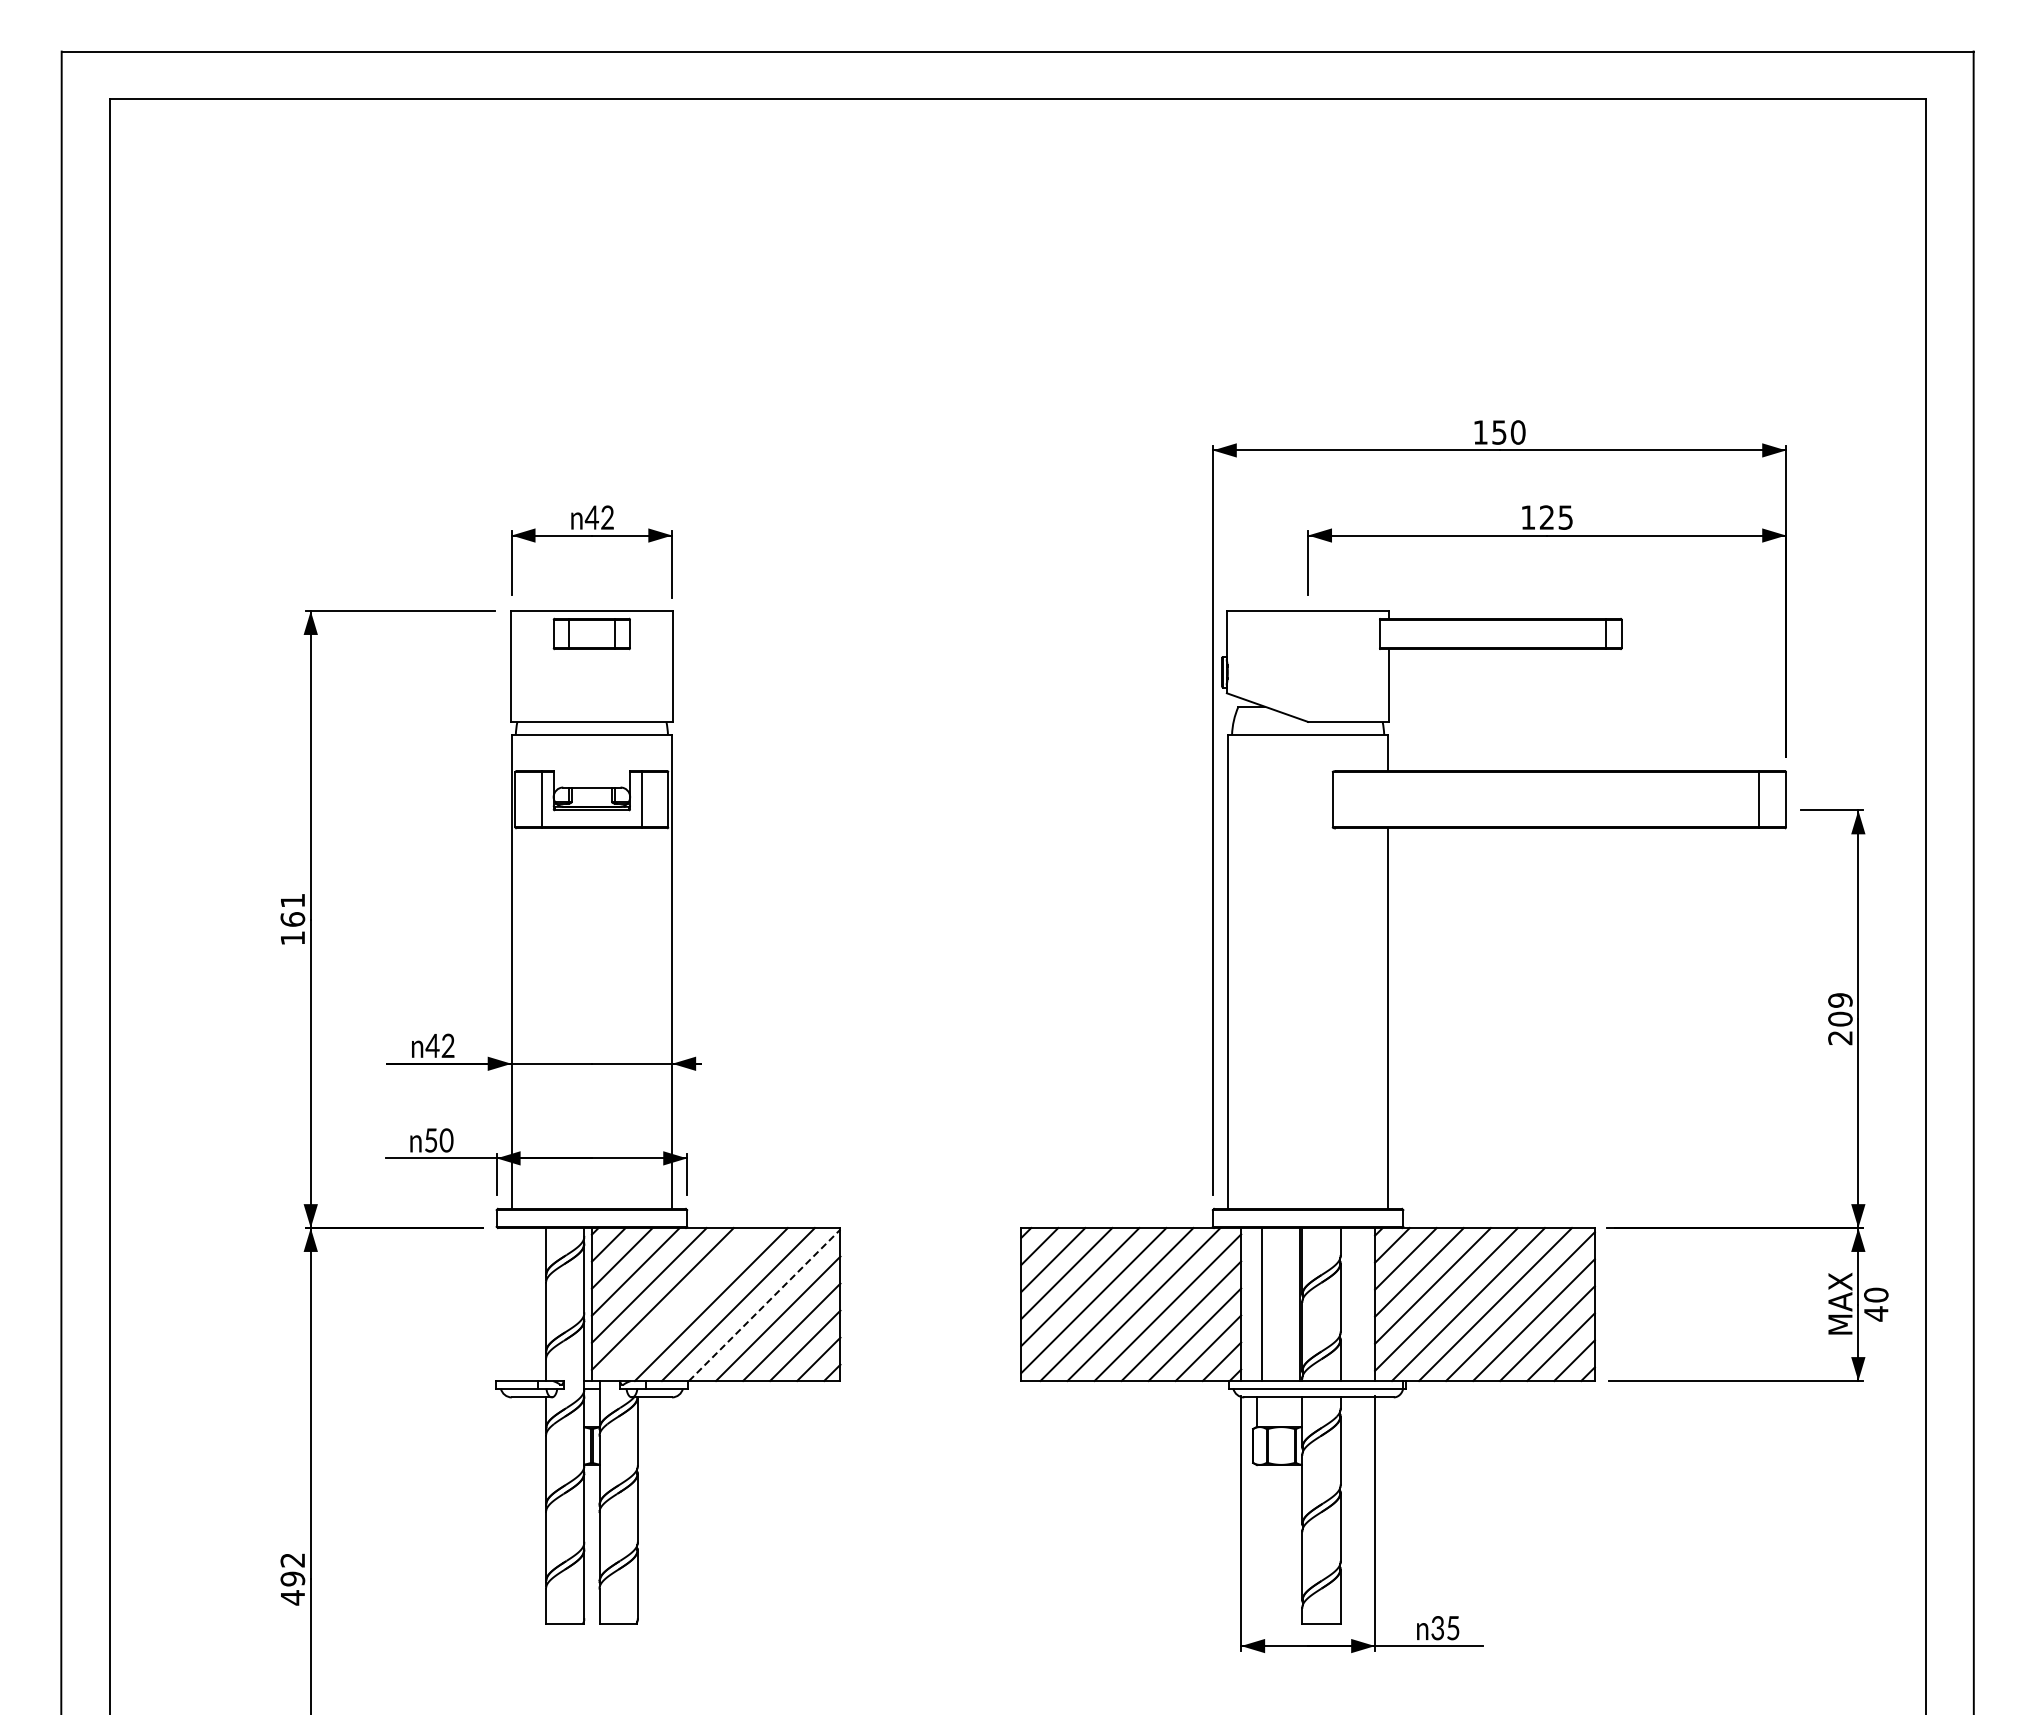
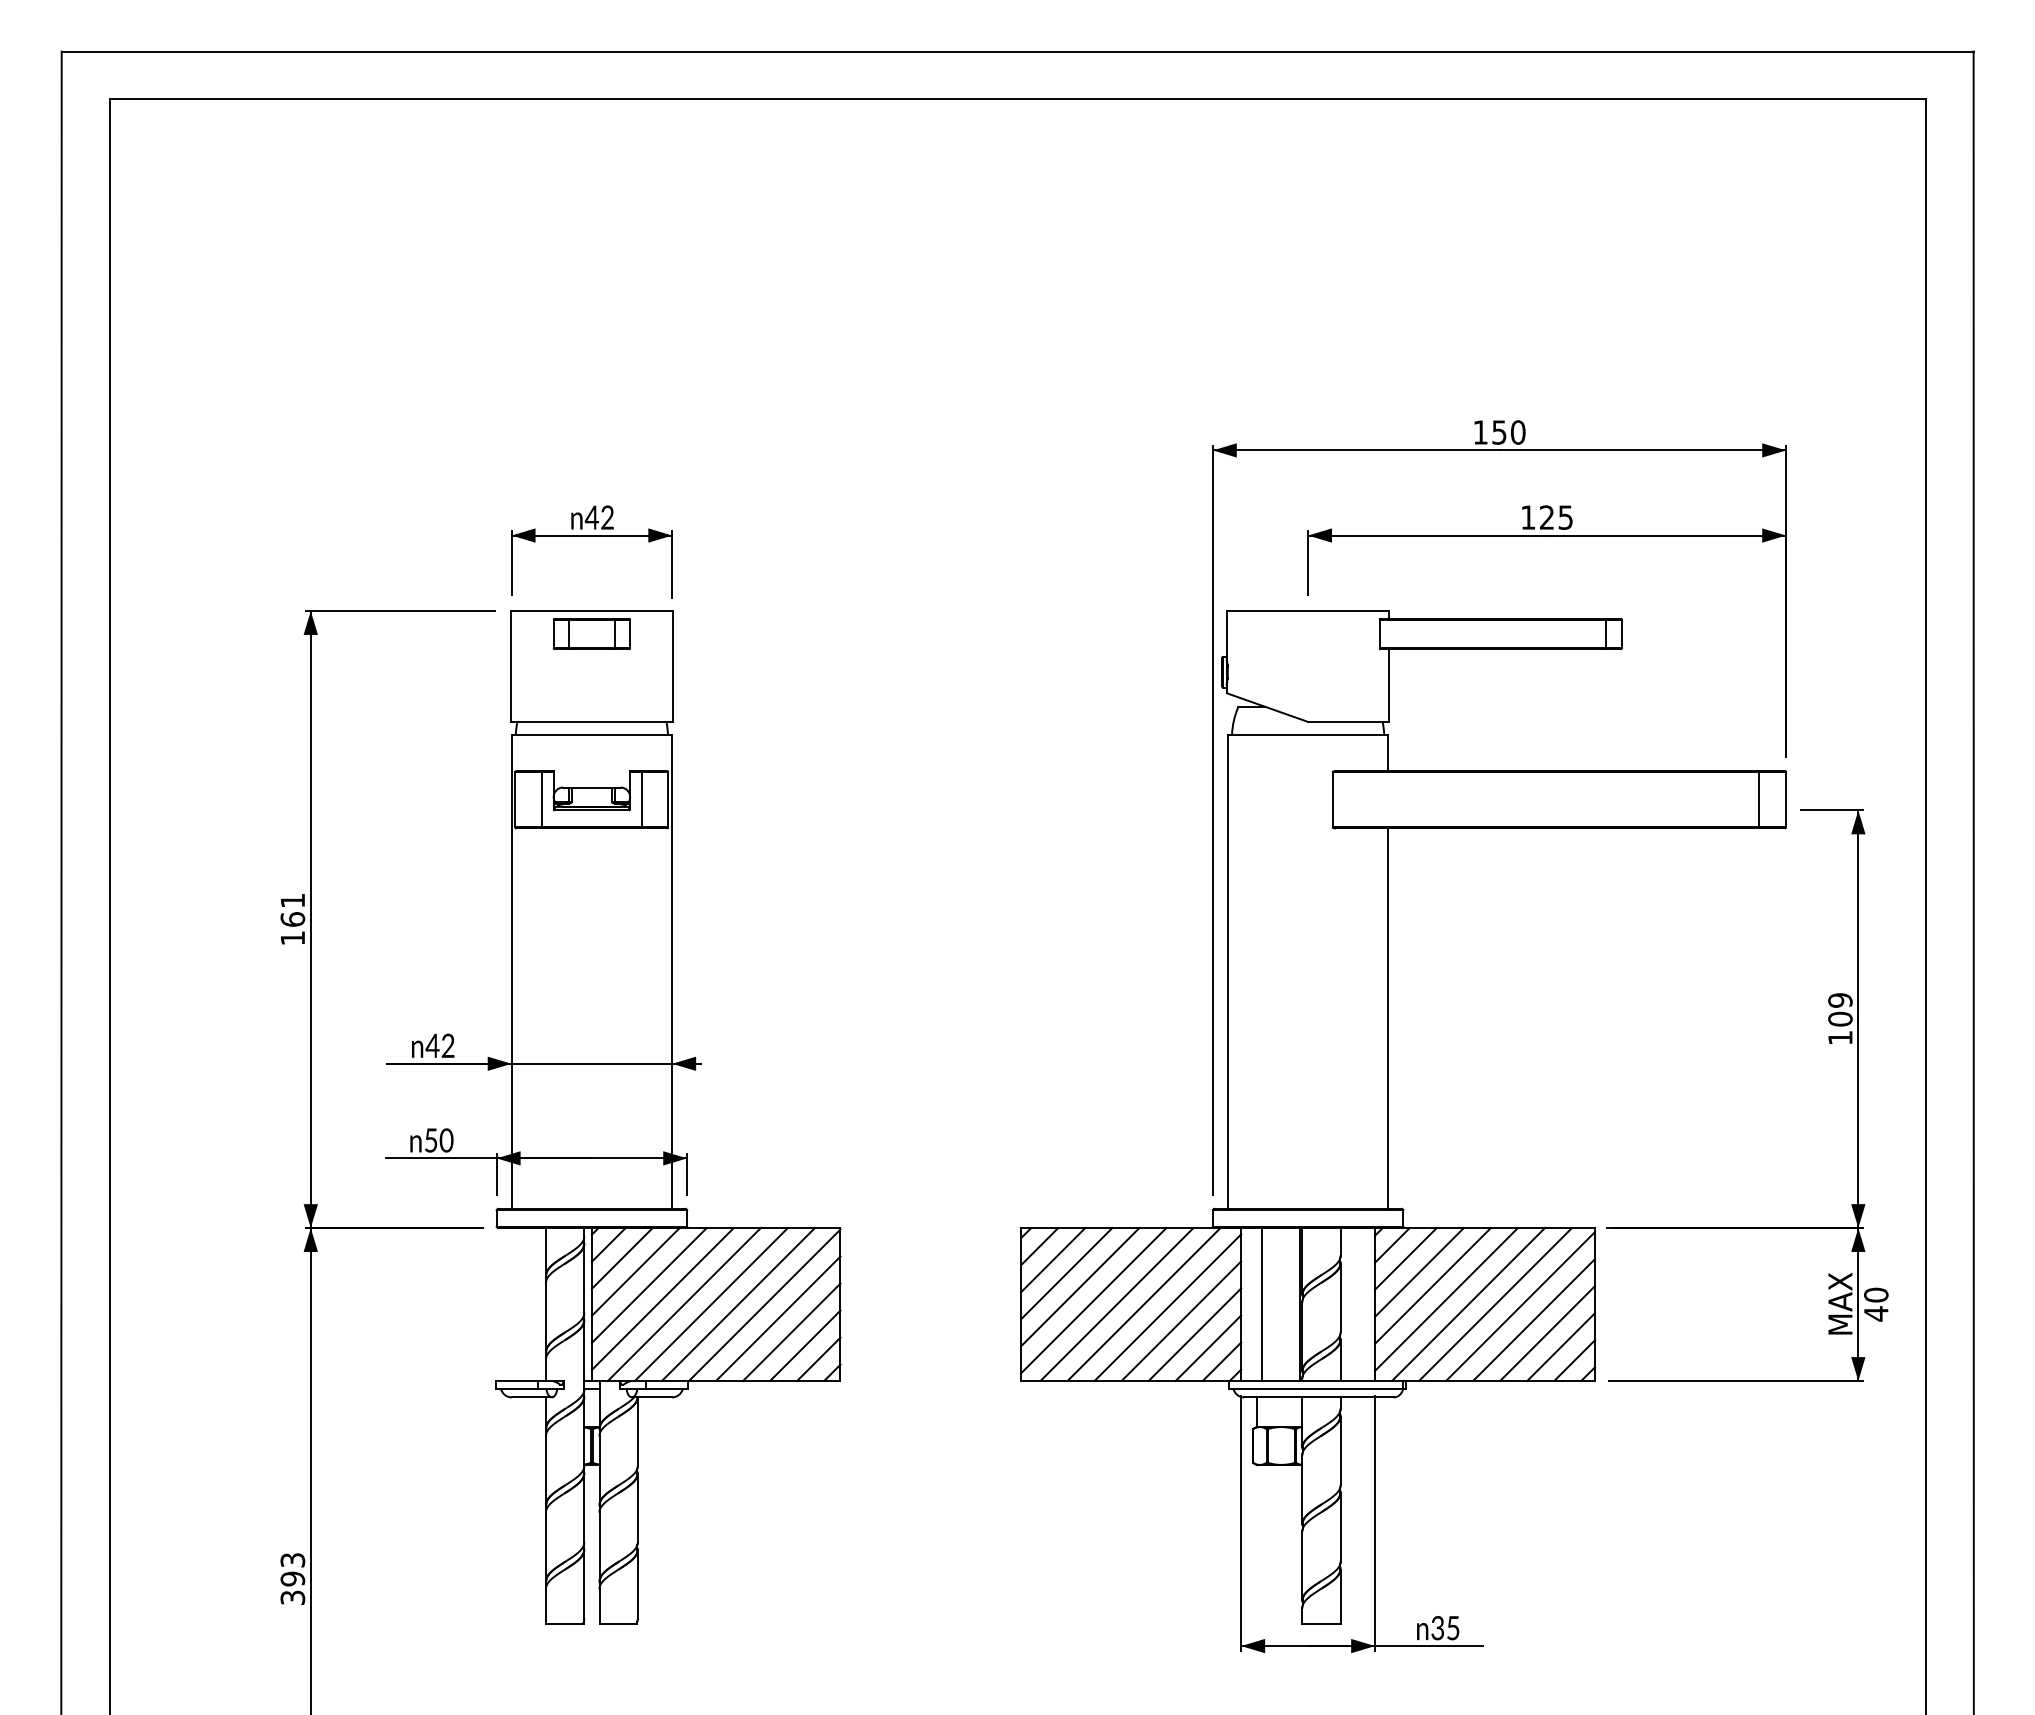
text: 209 -> 109 (1840, 1038)
line: none -> present (683, 1304)
line: dashed -> solid (765, 1304)
text: 492 -> 393 (292, 1579)
